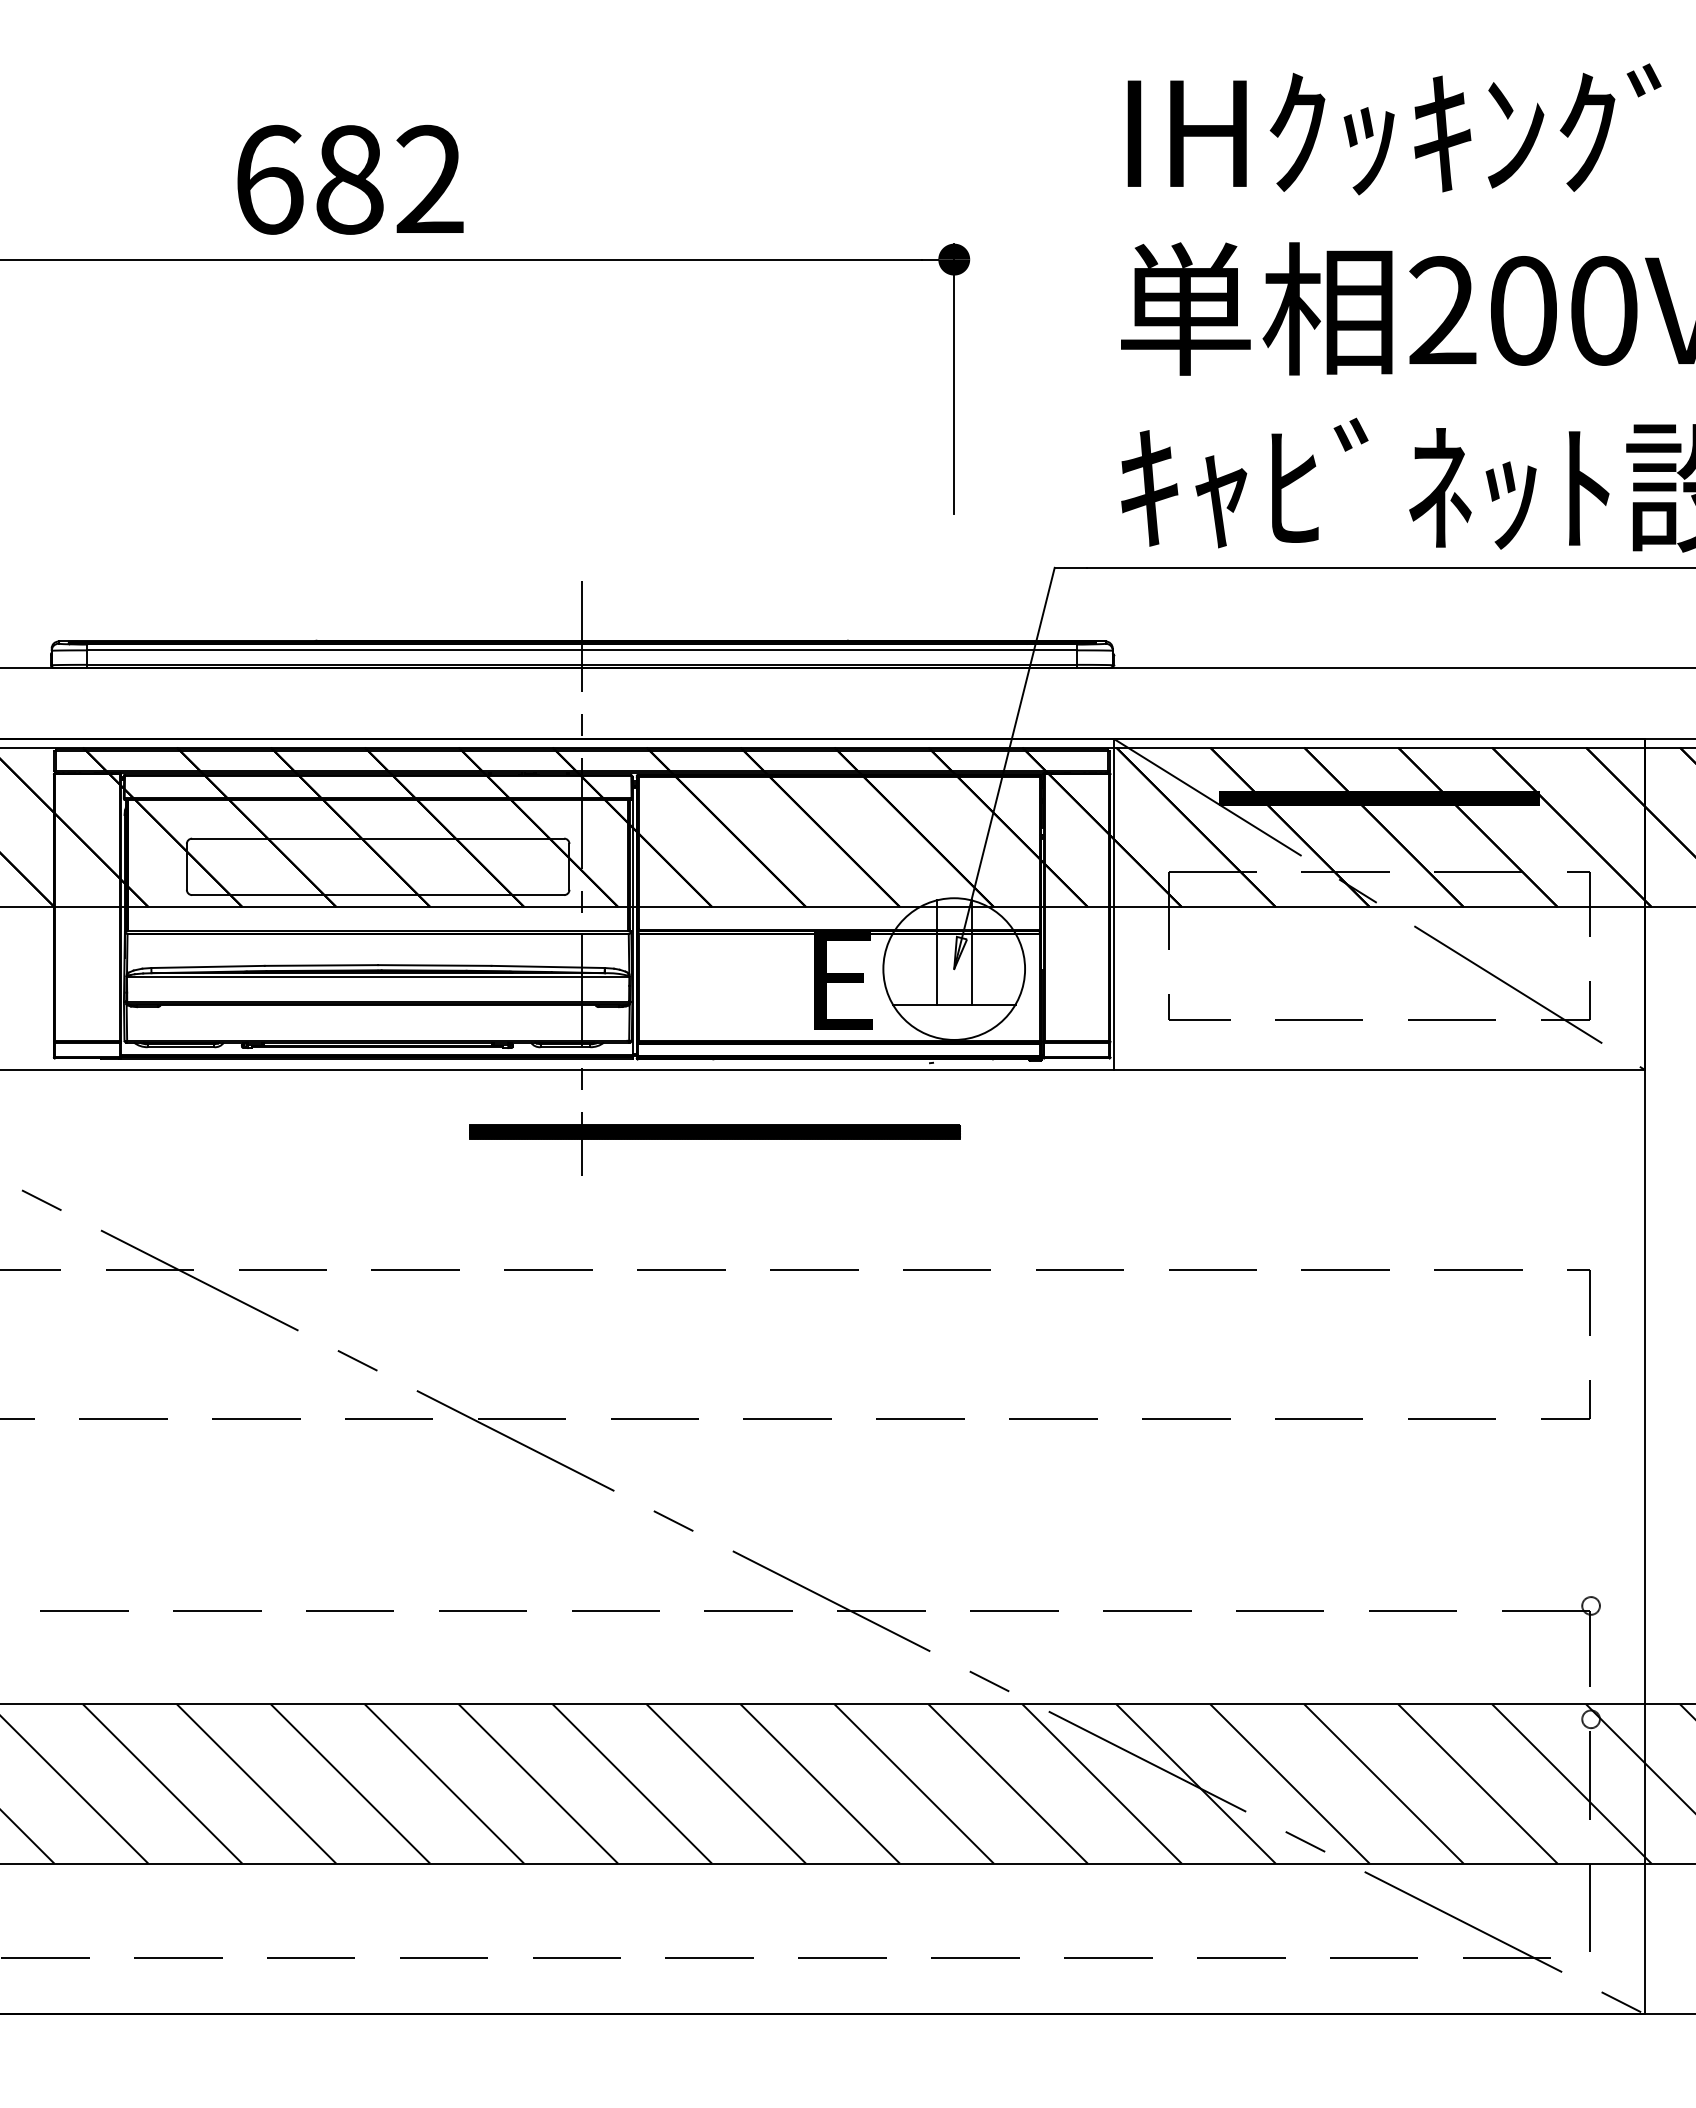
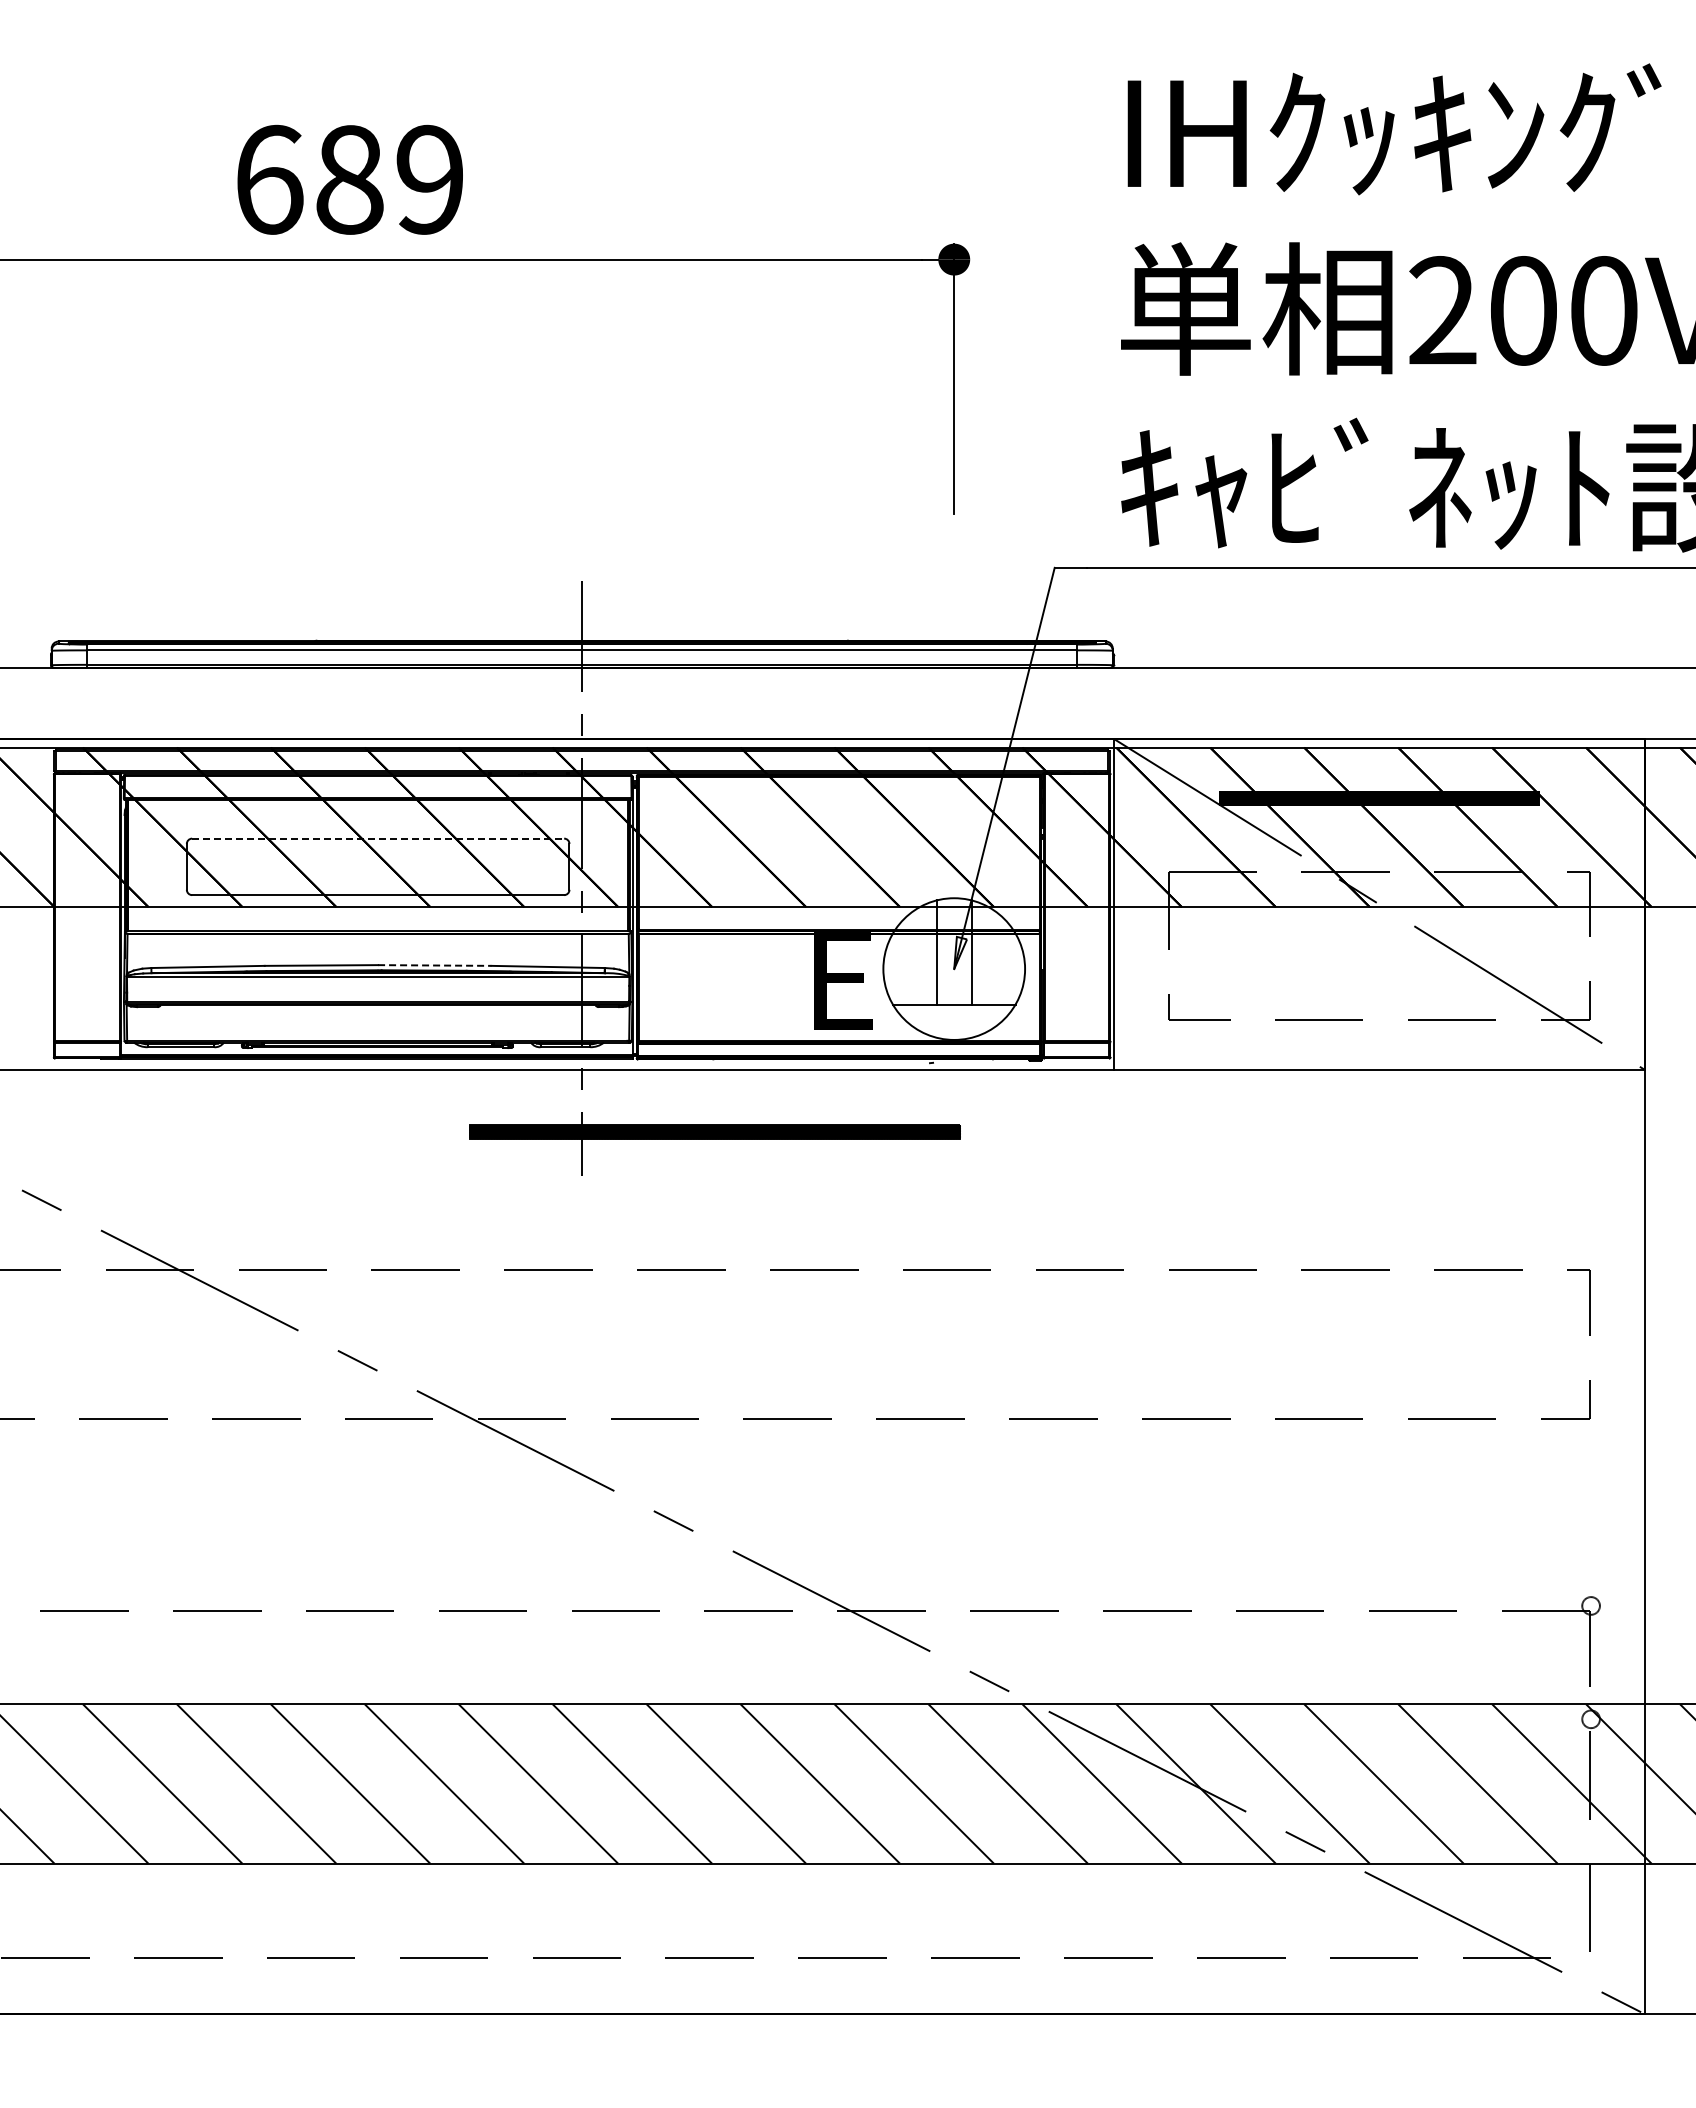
text: 682 -> 689 (429, 179)
line: solid -> dashed (378, 838)
line: solid -> dashed (434, 965)
